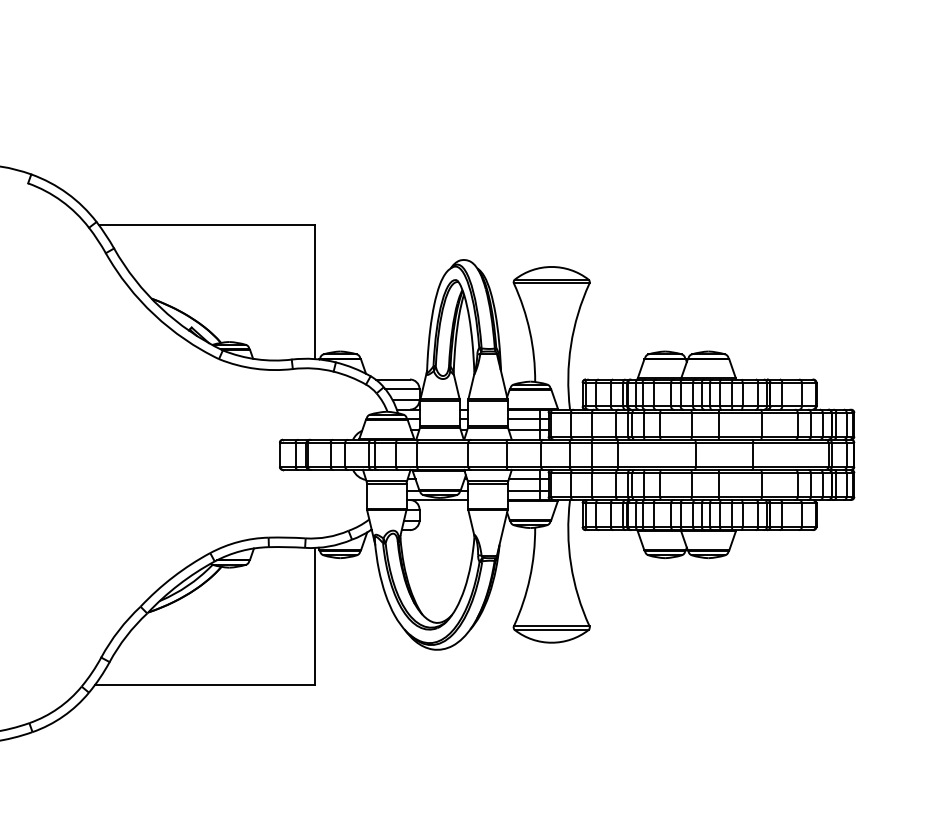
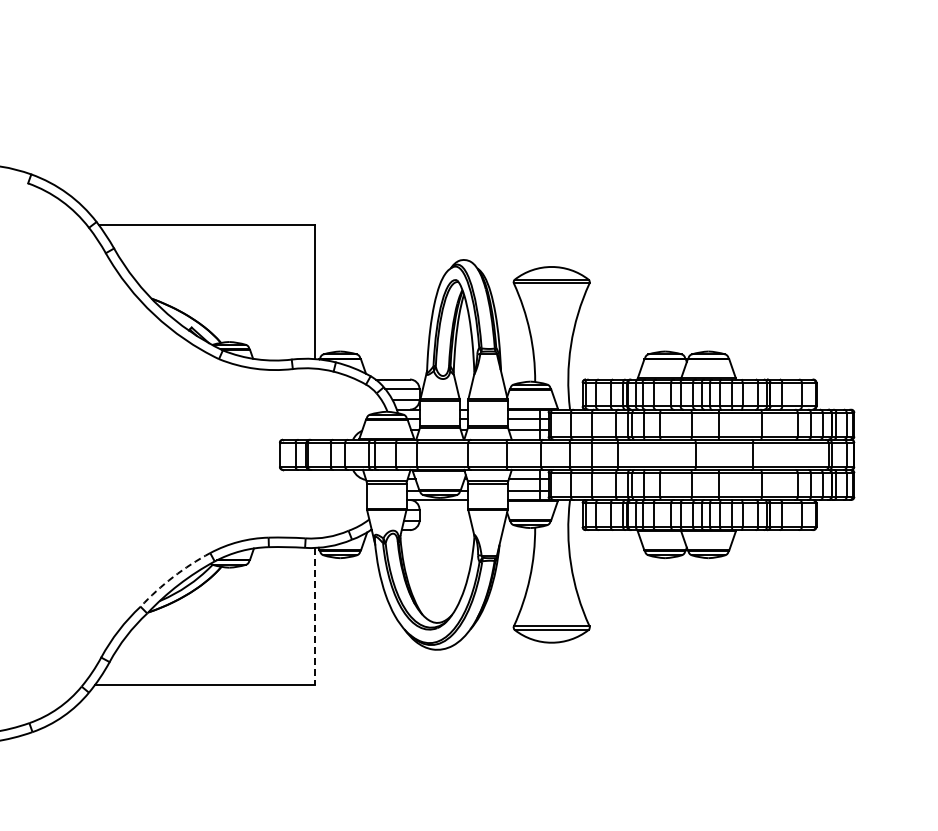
arc: solid -> dashed (173, 577)
line: solid -> dashed (315, 616)
